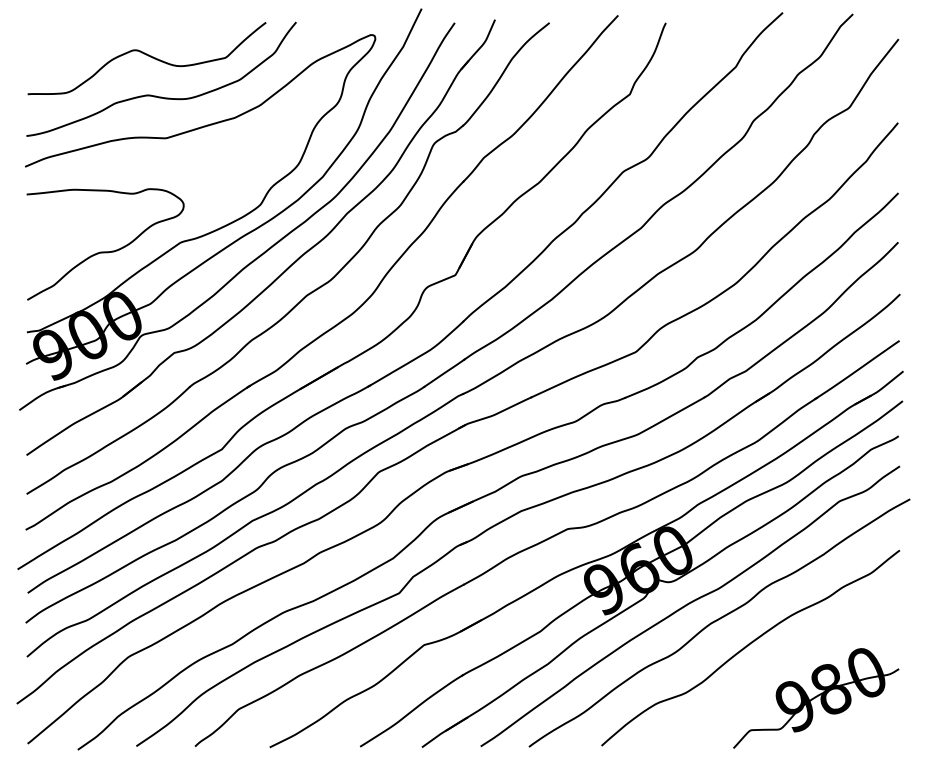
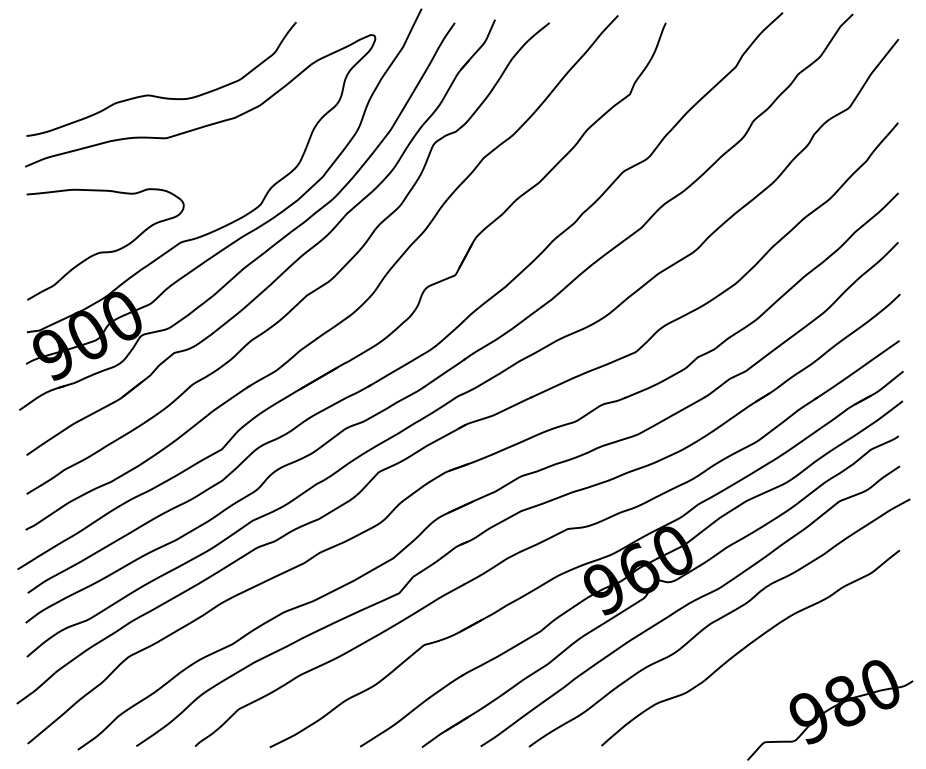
curve: present -> none (148, 56)
part position: (816, 698) -> (830, 710) (830, 710)
